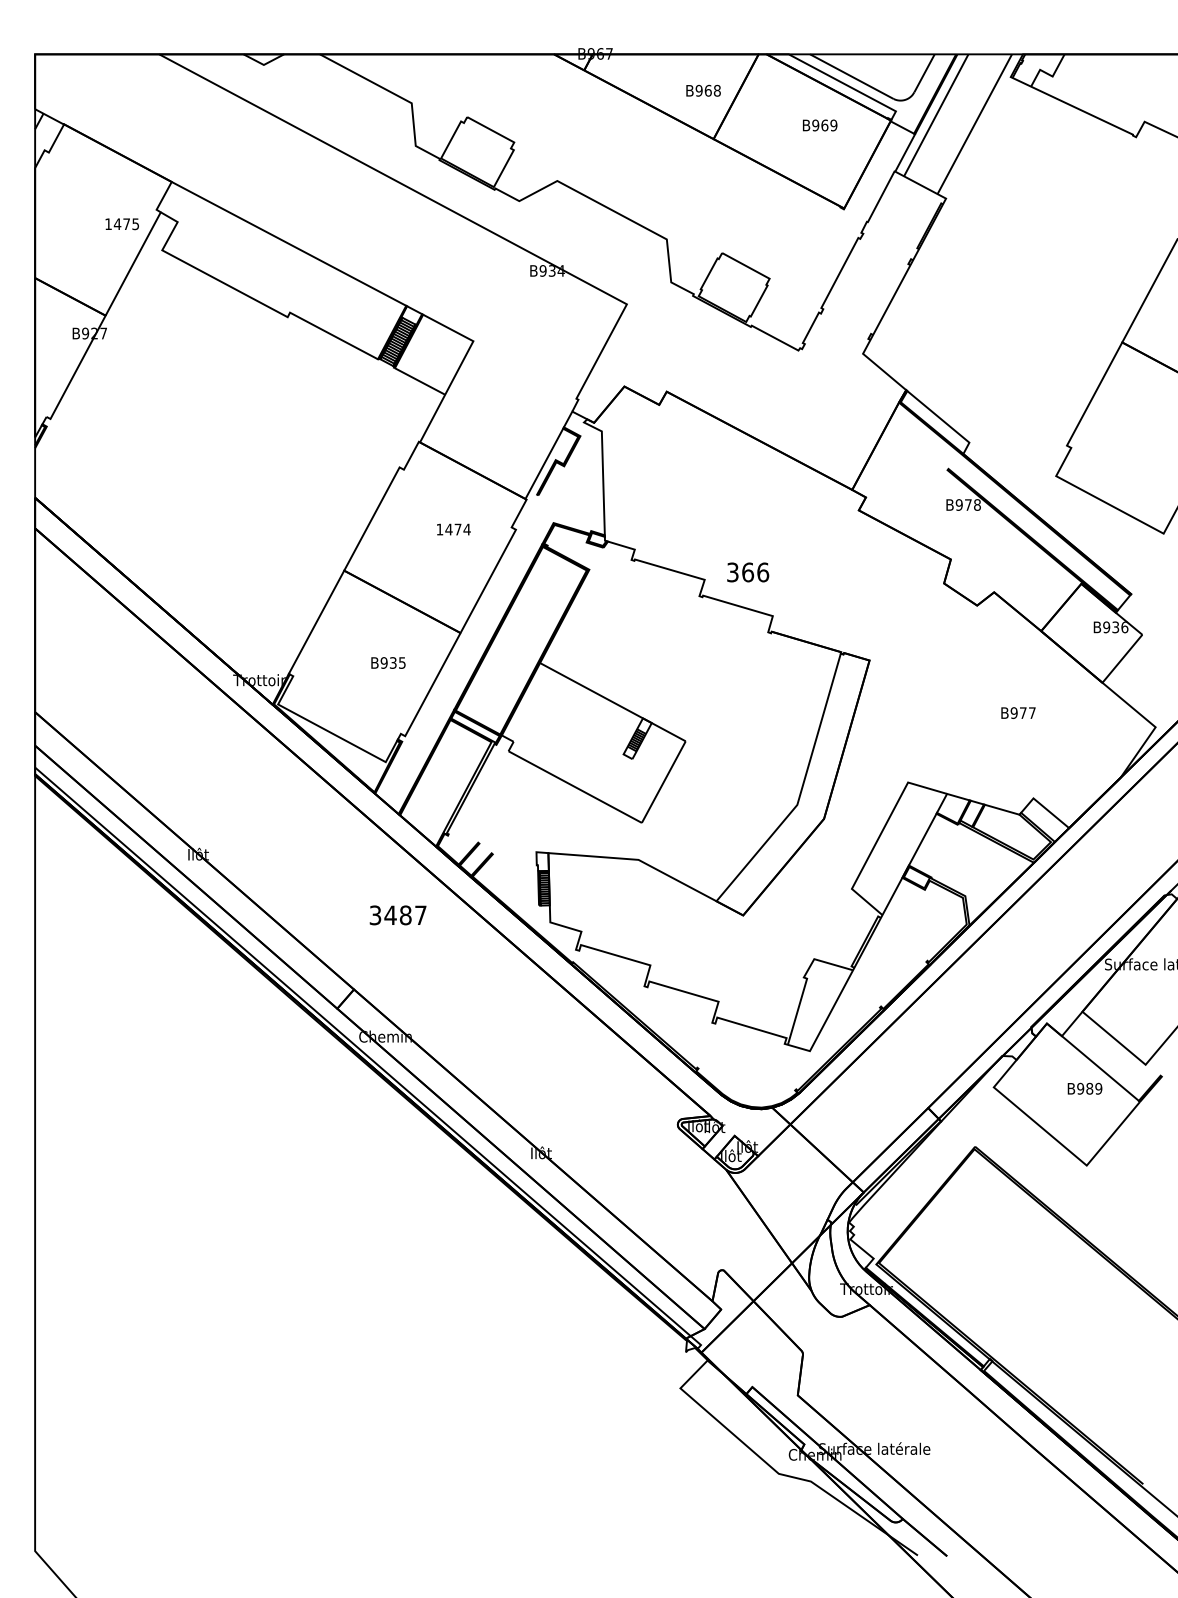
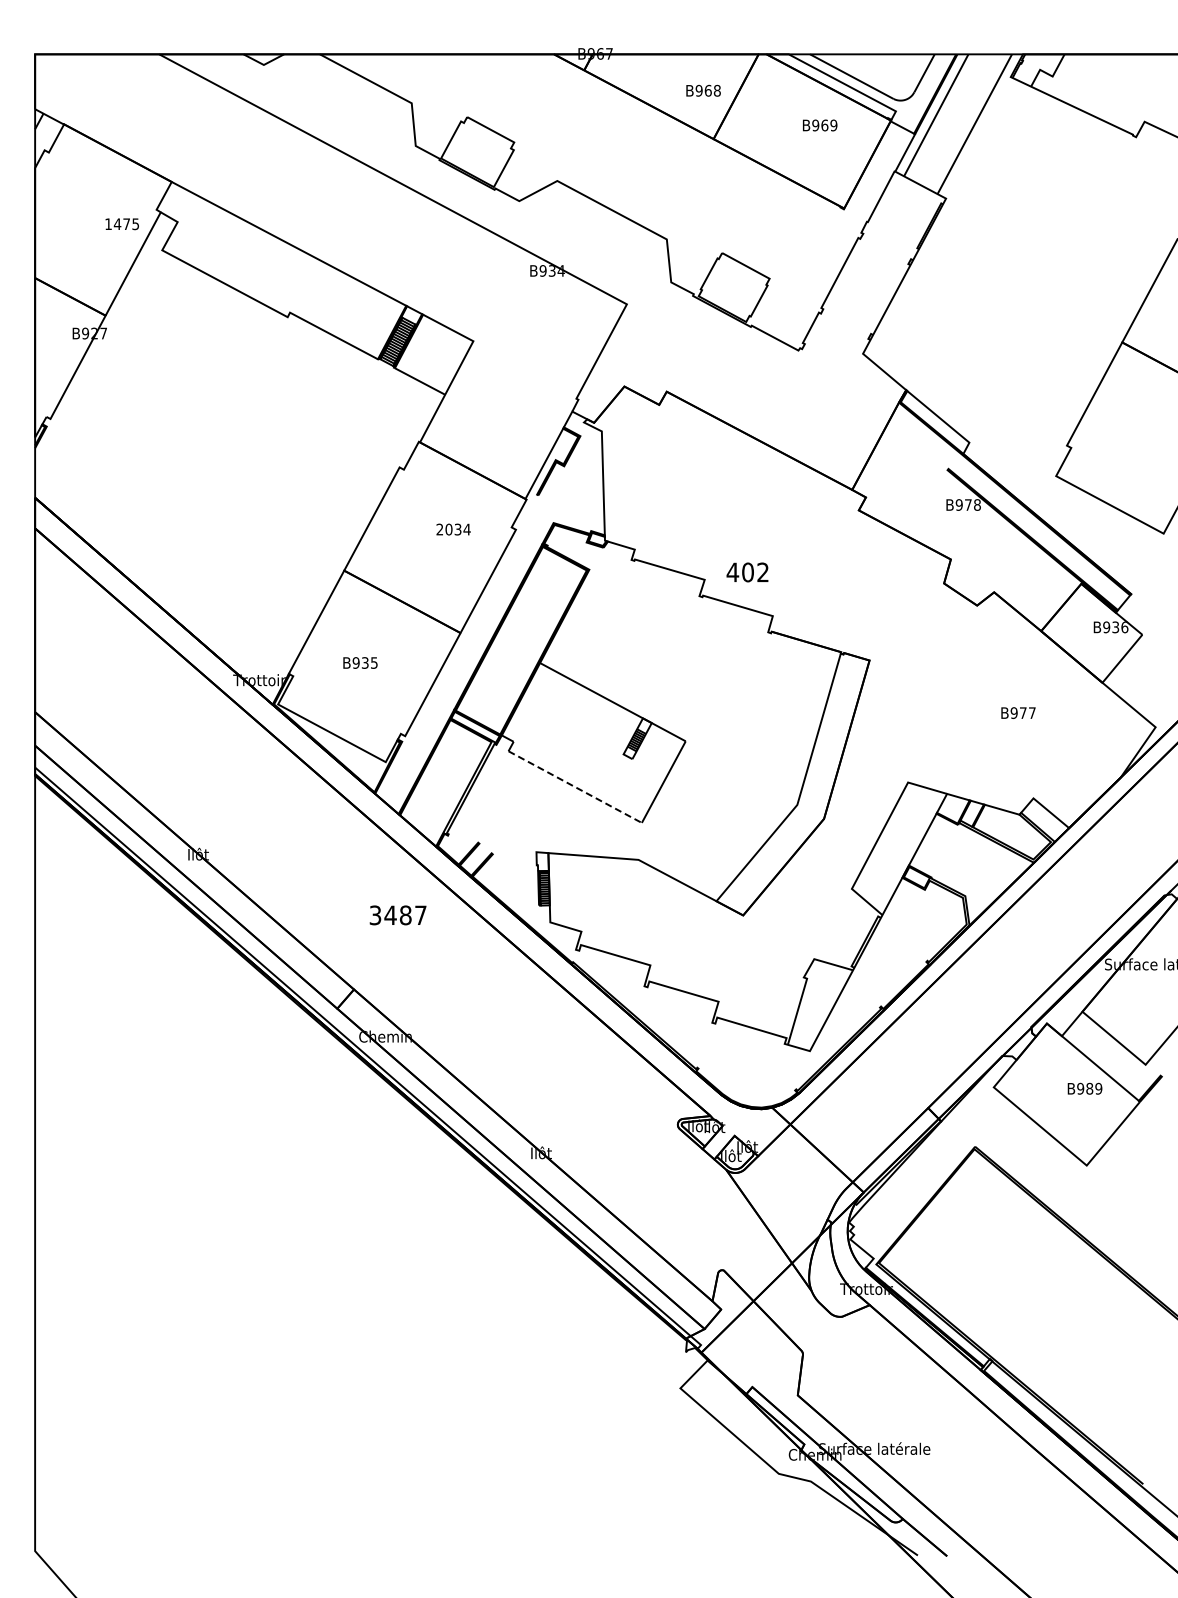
text: 1474 -> 2034 (448, 529)
text: 366 -> 402 (747, 572)
text position: (388, 662) -> (360, 662) (360, 662)
line: solid -> dashed (575, 787)
